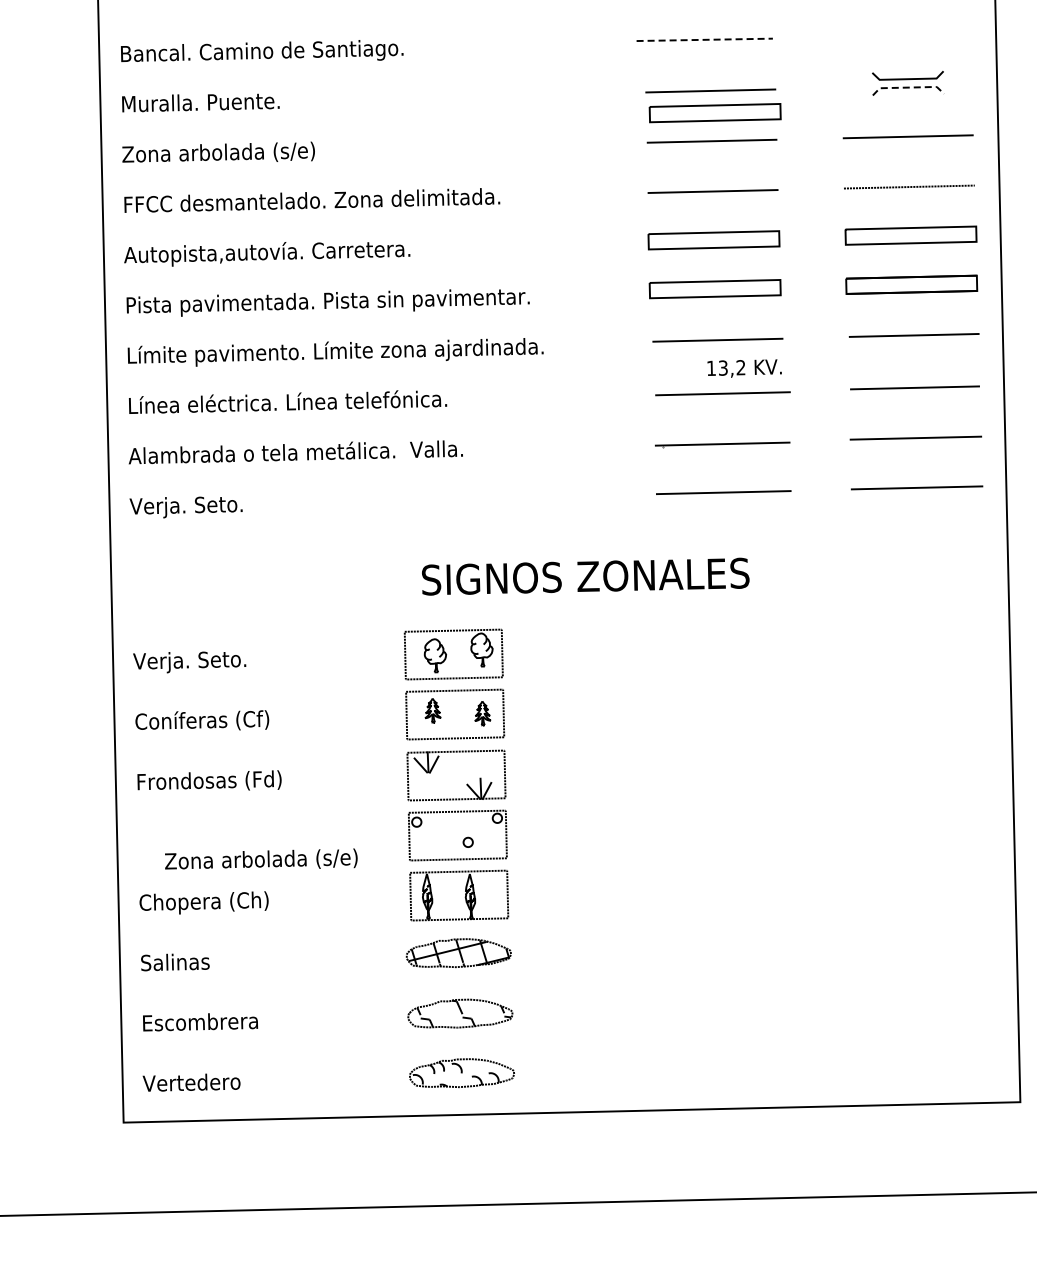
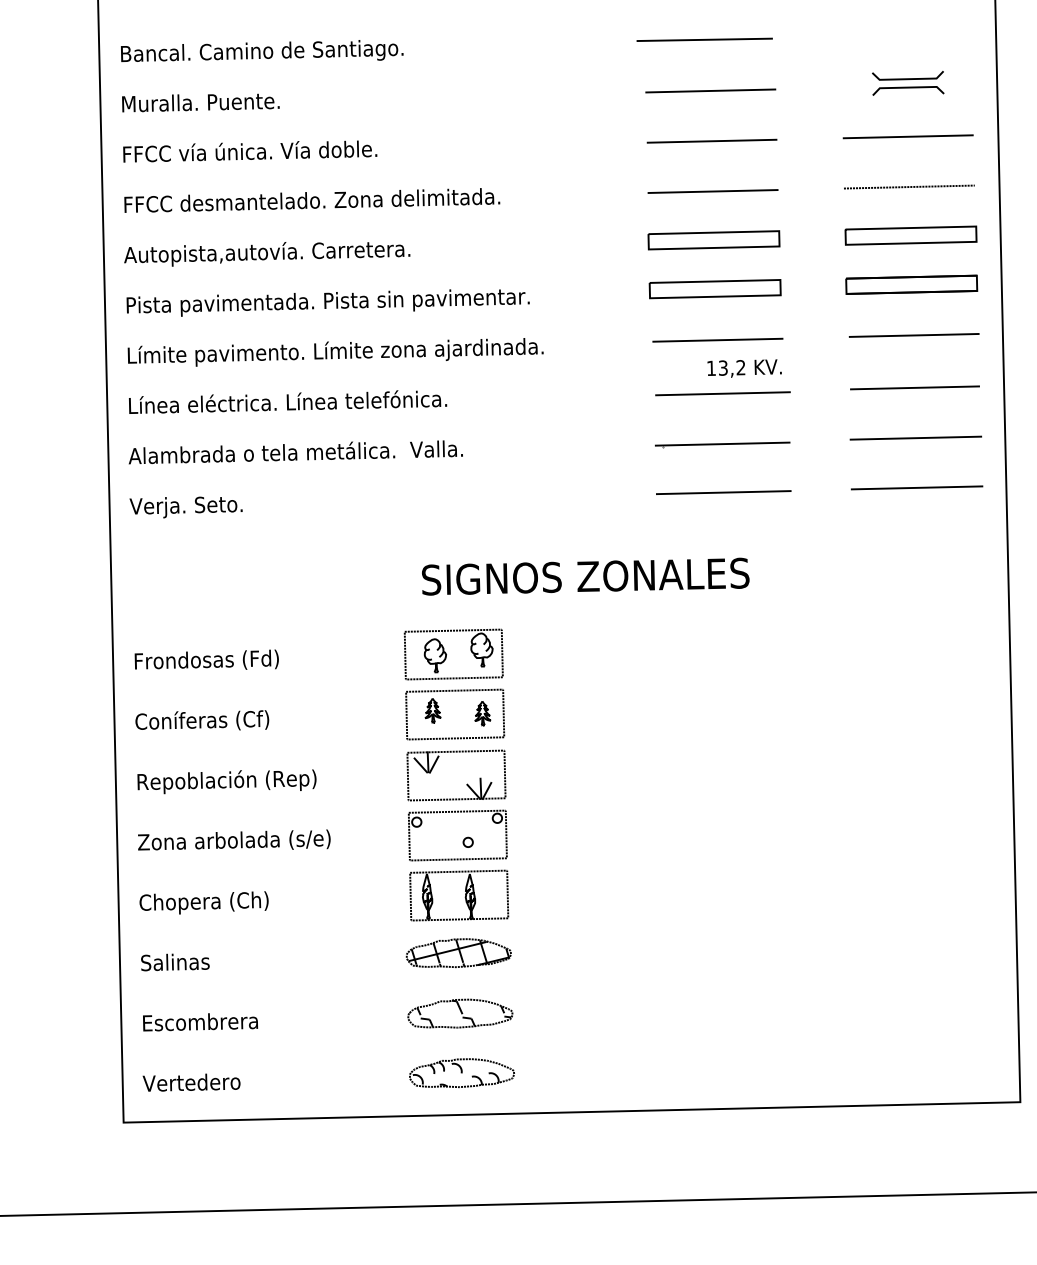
line: dashed -> solid (705, 39)
line: dashed -> solid (908, 87)
part: present -> none (714, 113)
text: Zona arbolada (s/e) -> FFCC vía única. Vía doble. (249, 151)
text: Verja. Seto. -> Frondosas (Fd) (205, 661)
text: Frondosas (Fd) -> Repoblación (Rep) (227, 781)
text position: (261, 858) -> (234, 839) (234, 839)
